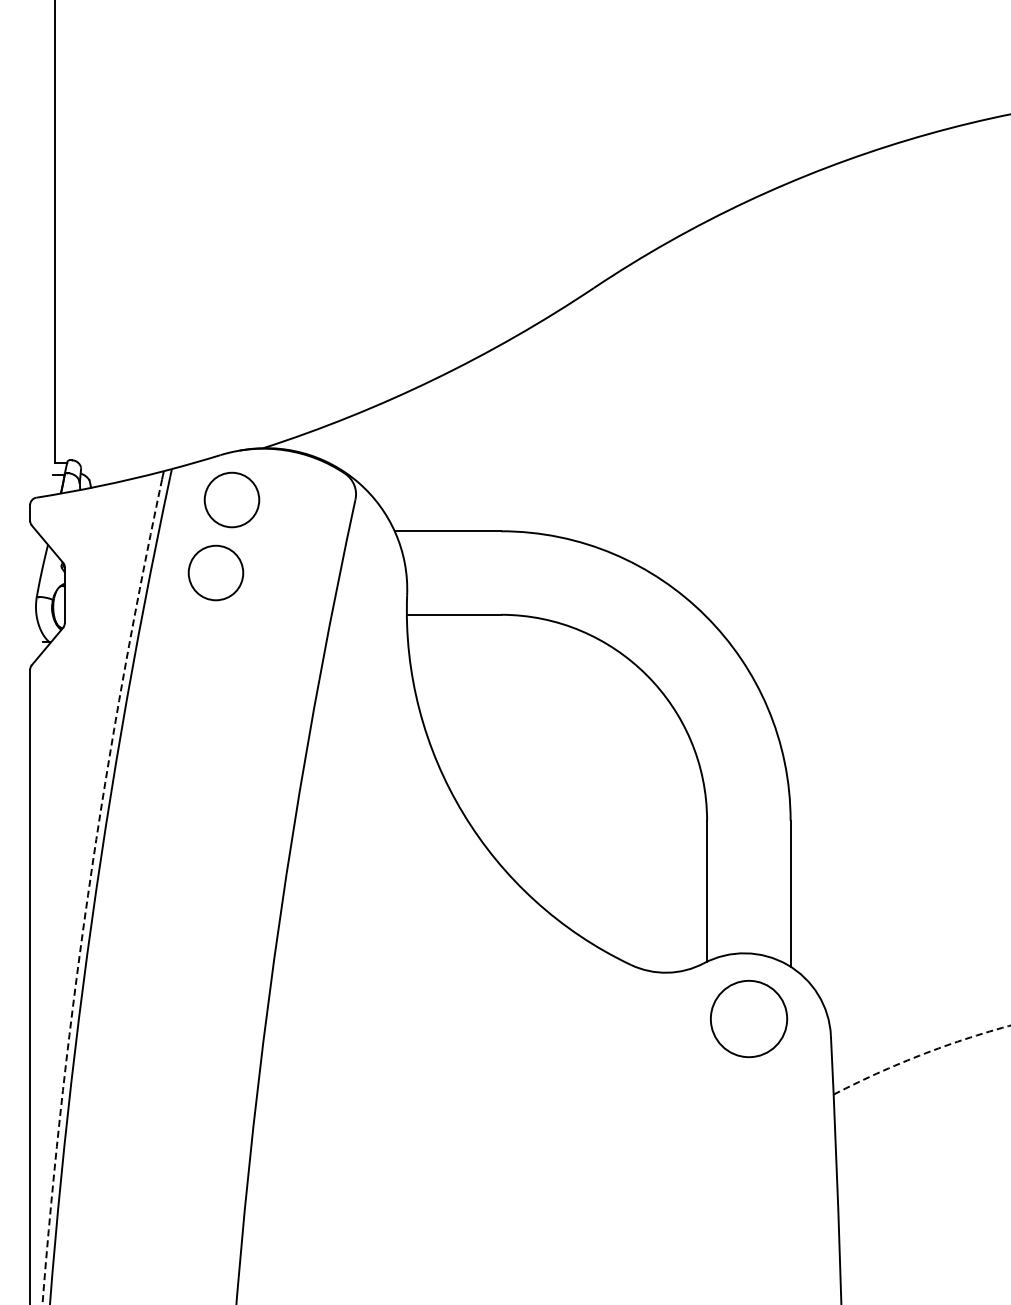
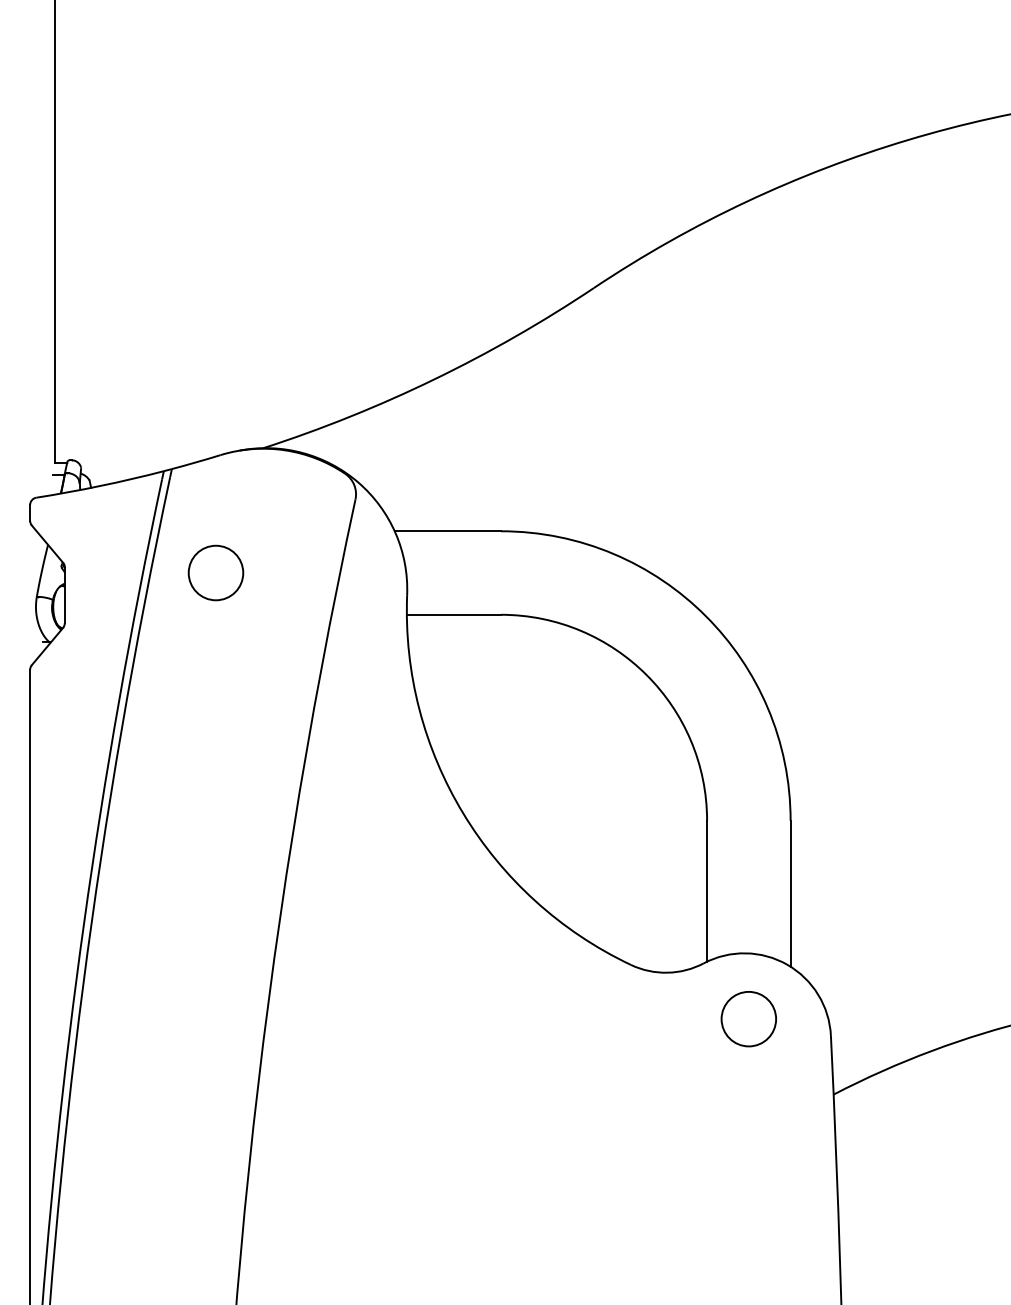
circle: present -> none (231, 499)
arc: dashed -> solid (88, 889)
circle size: 79x79 px -> 57x57 px (748, 1019)
arc: dashed -> solid (920, 1055)
